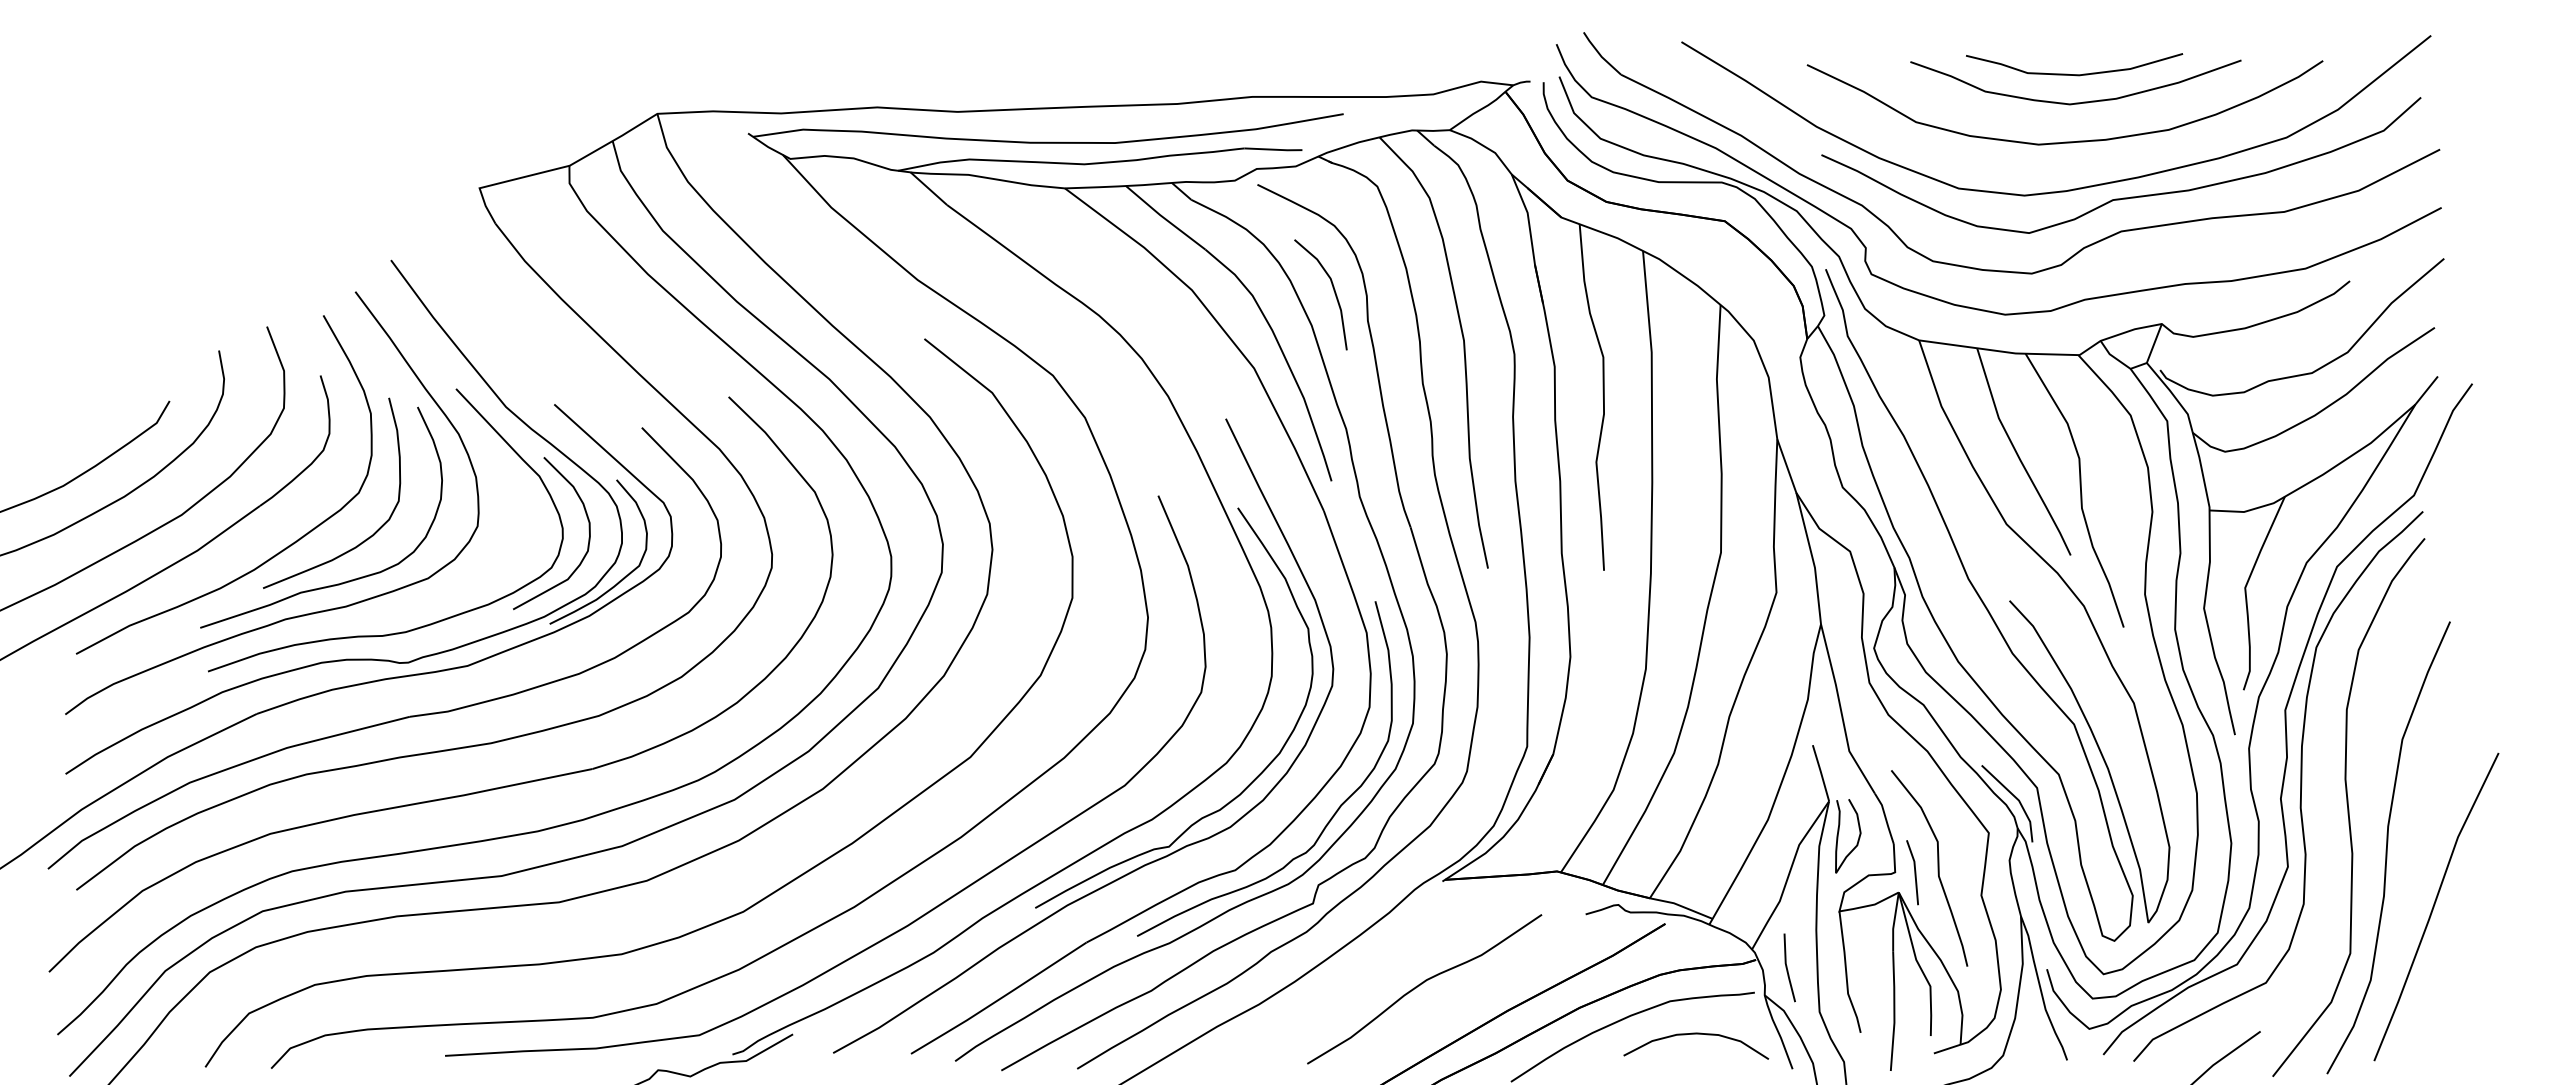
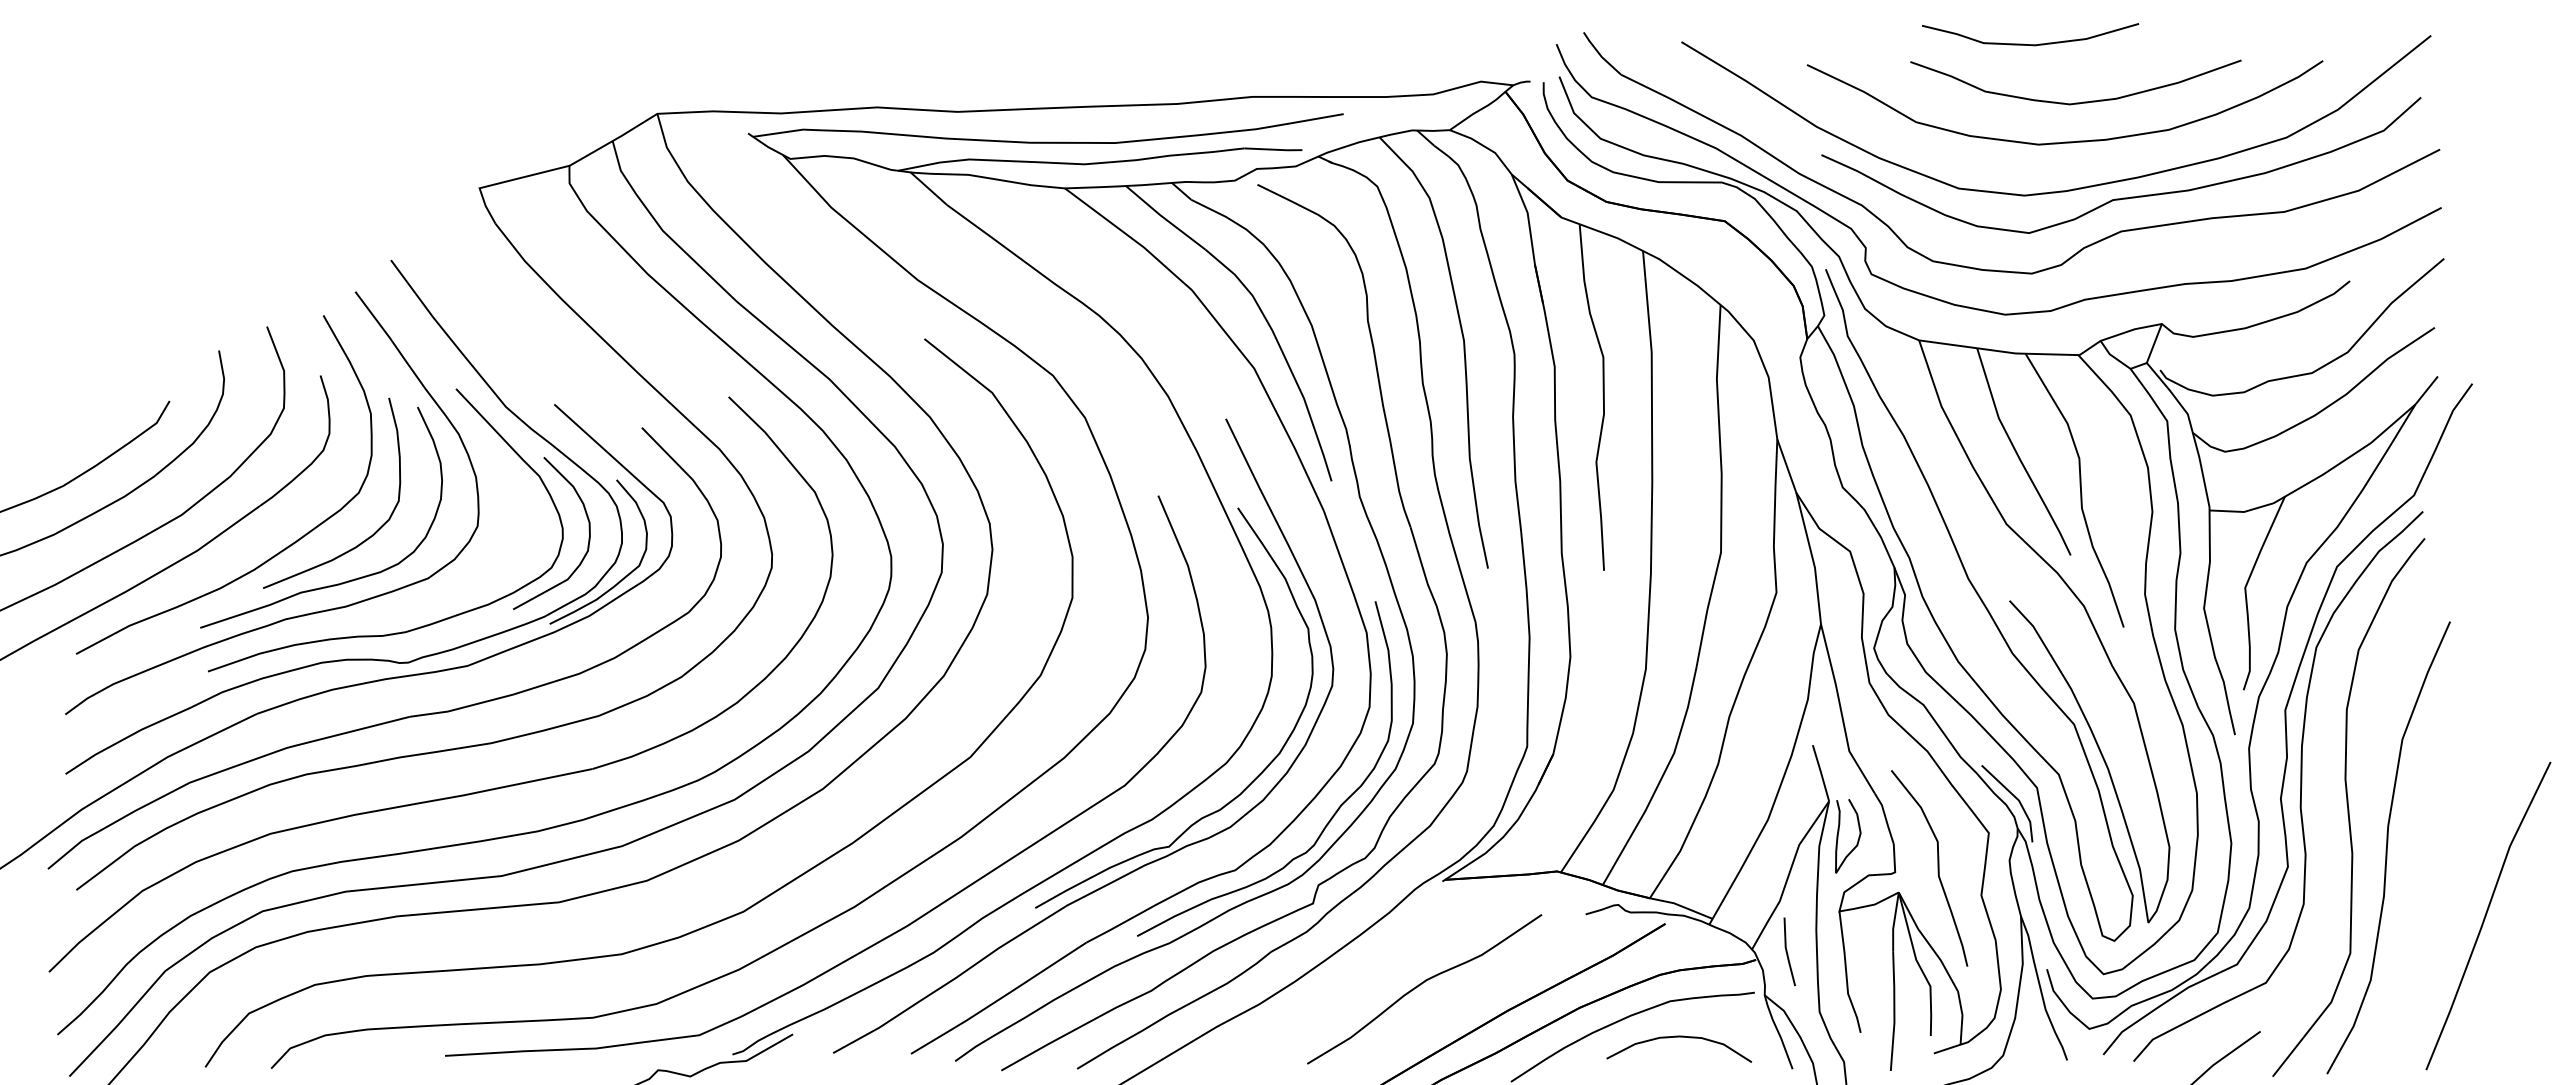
curve position: (2074, 74) -> (2030, 44) (2030, 44)
curve: present -> none (1333, 290)
line: present -> none (1914, 872)
curve position: (2434, 906) -> (2486, 915) (2486, 915)
line position: (1787, 967) -> (1787, 951) (1787, 951)
curve position: (1696, 1034) -> (1679, 1037) (1679, 1037)
